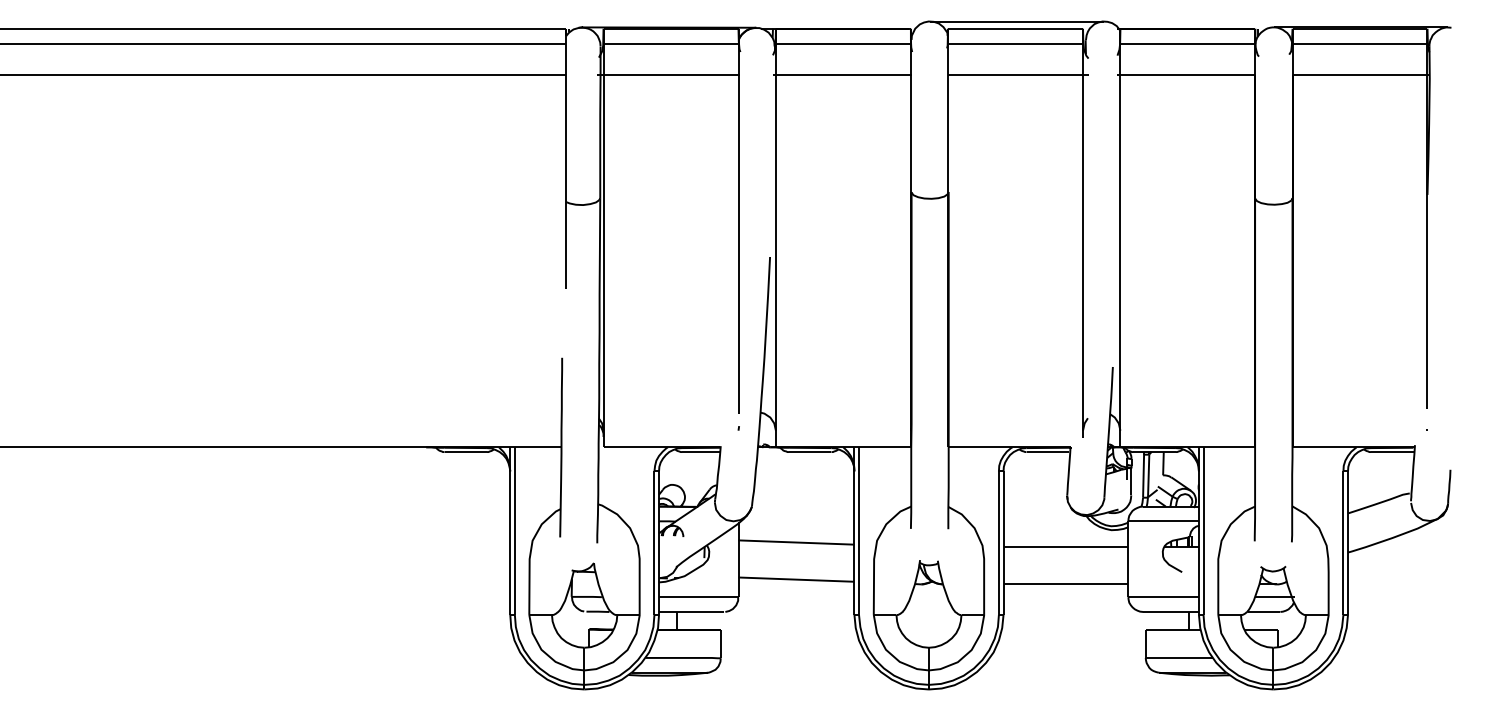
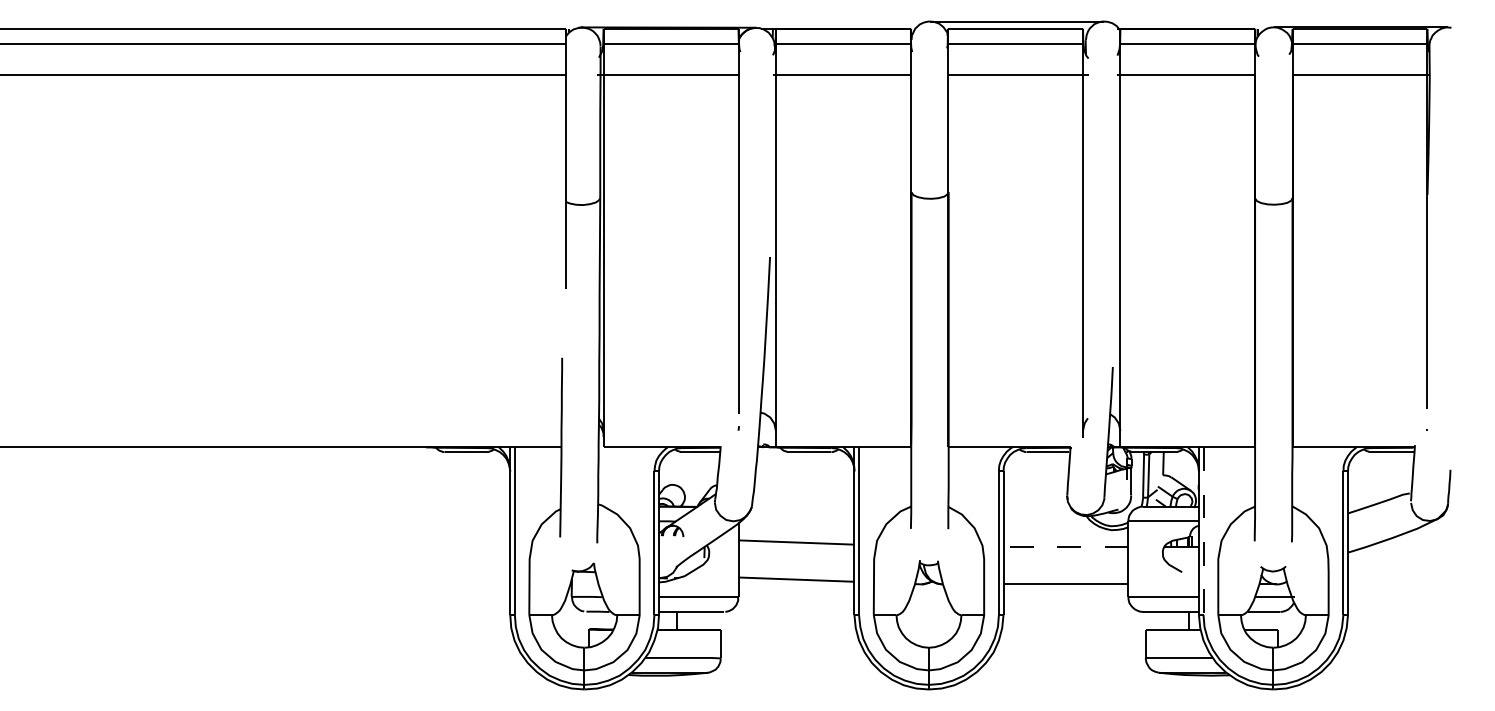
line: solid -> dashed (1203, 531)
line: solid -> dashed (1065, 547)
